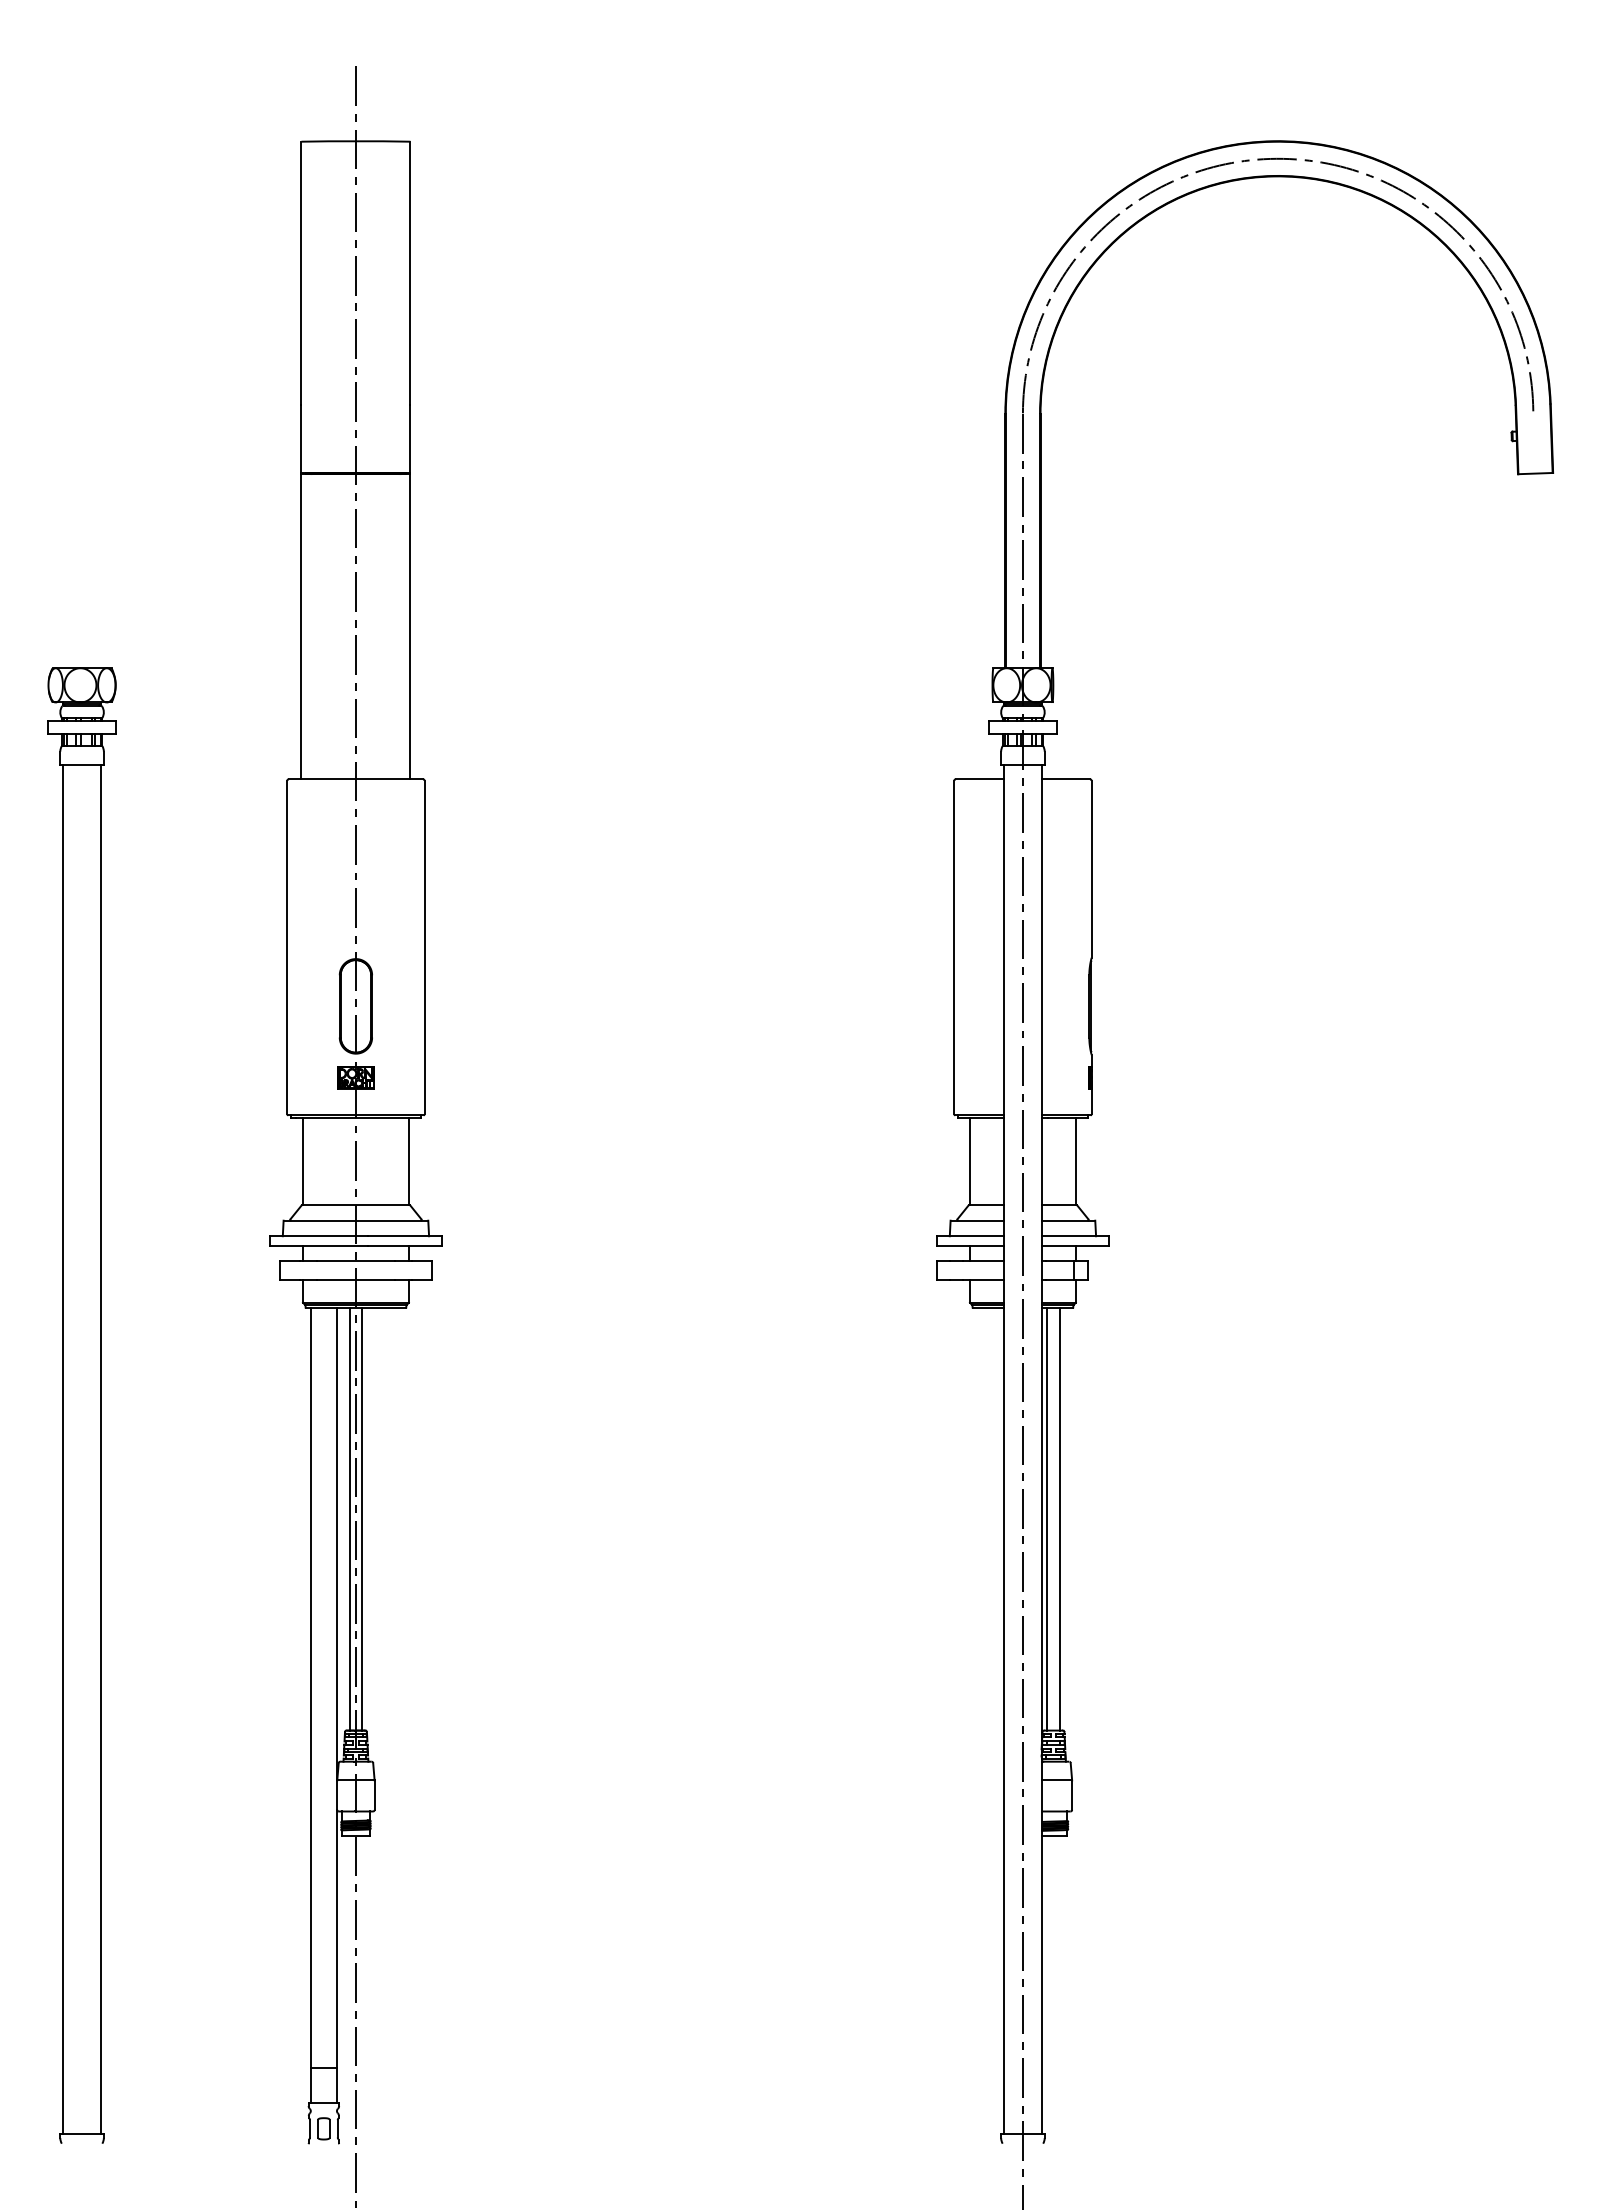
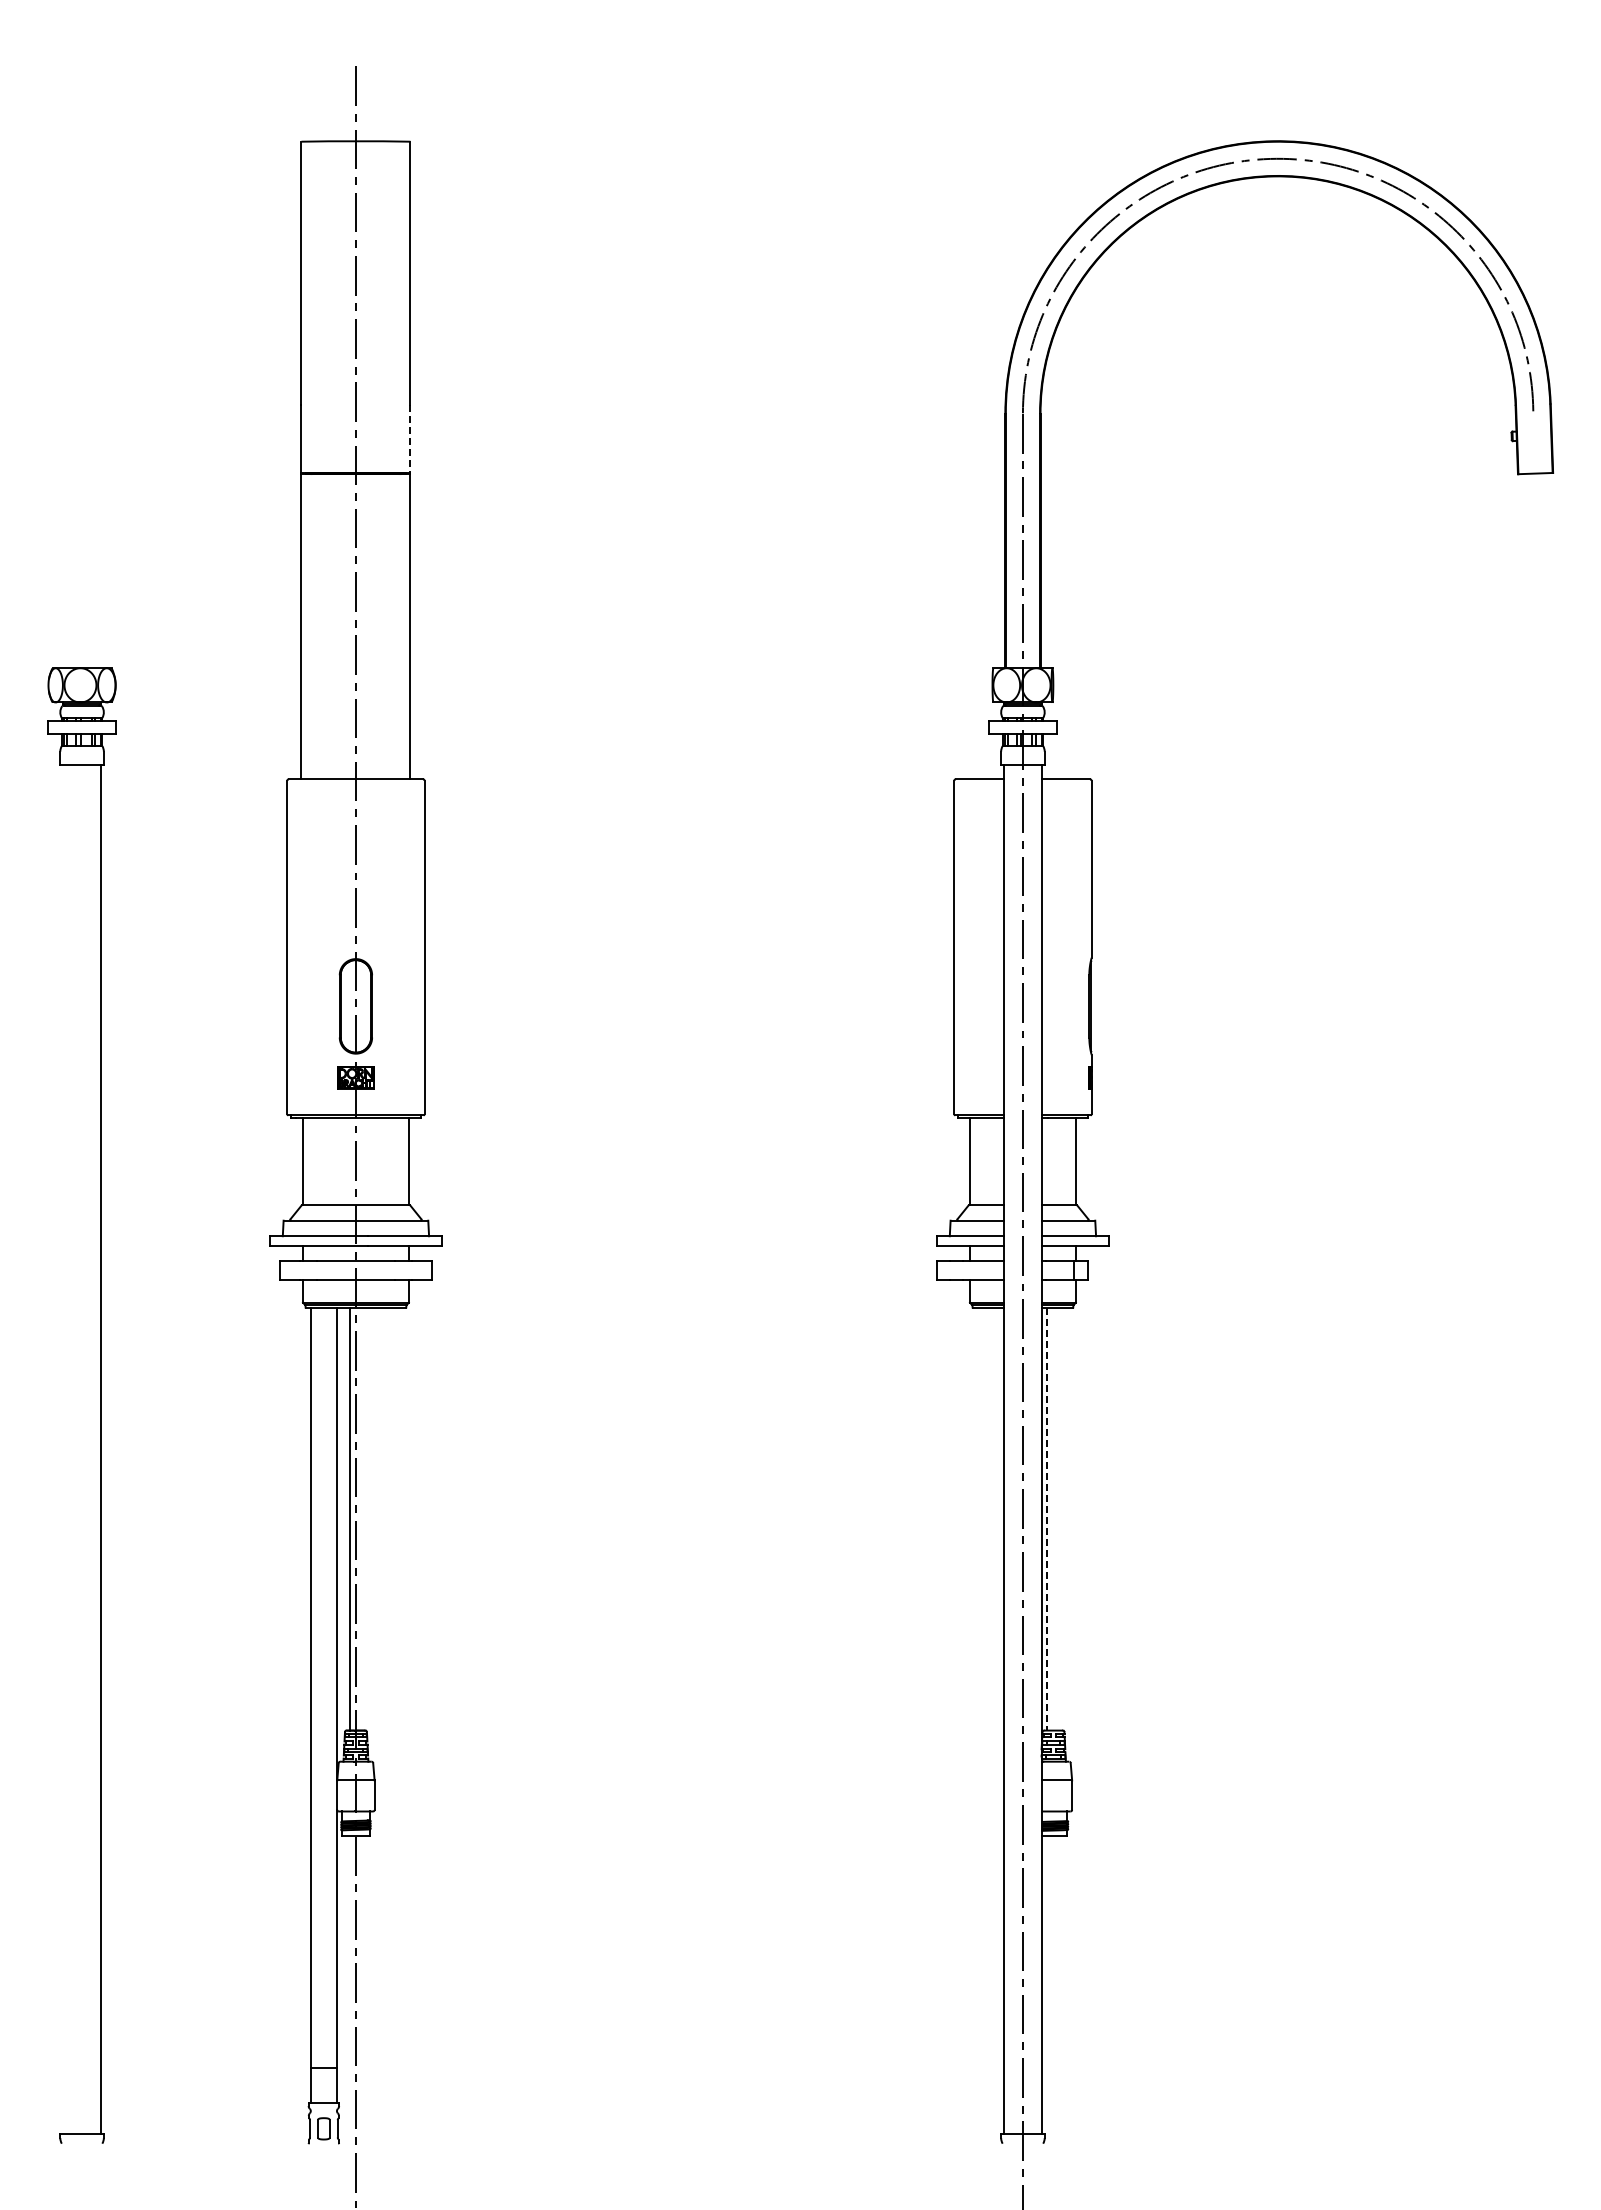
line: solid -> dashed (410, 439)
line: present -> none (63, 1449)
line: present -> none (362, 1518)
line: present -> none (1059, 1518)
line: solid -> dashed (1047, 1519)
